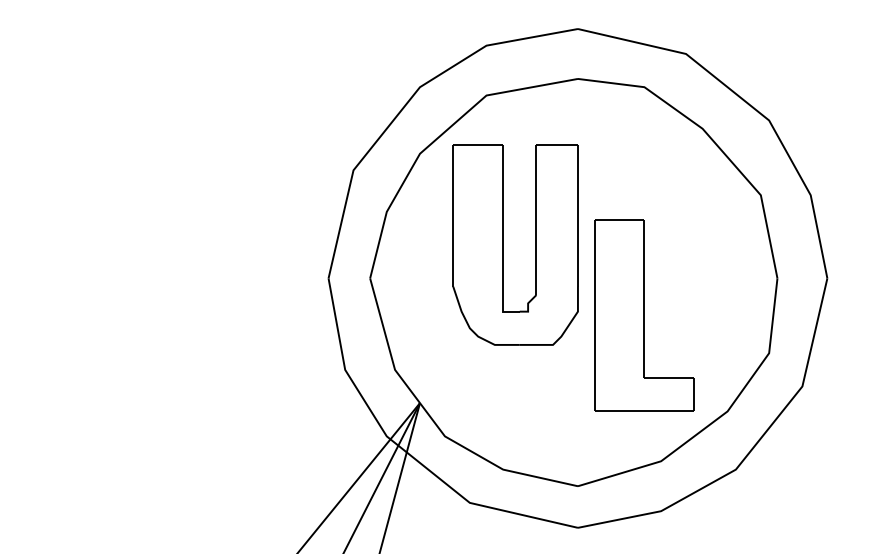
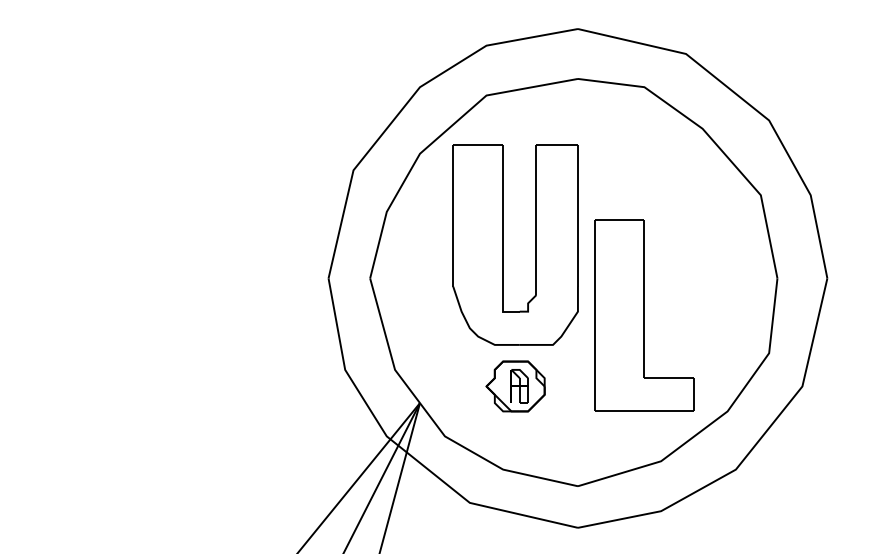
part: none -> present (515, 386)
